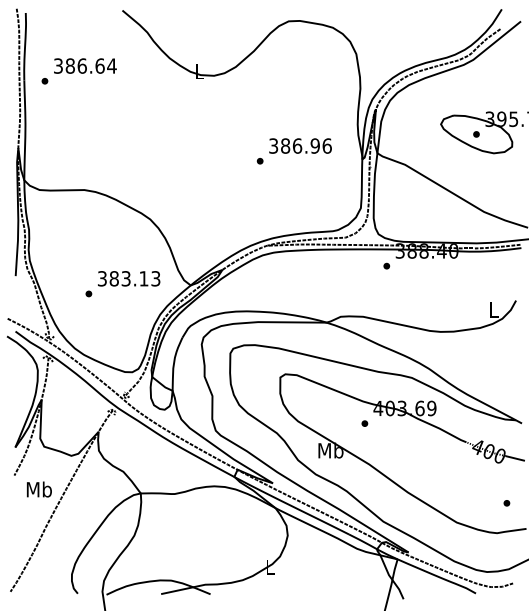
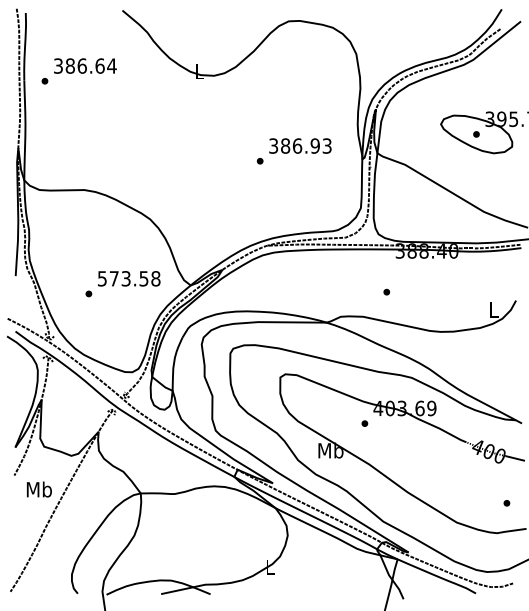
text: 386.96 -> 386.93 (326, 145)
part position: (386, 265) -> (386, 291) (386, 291)
text: 383.13 -> 573.58 (129, 278)
